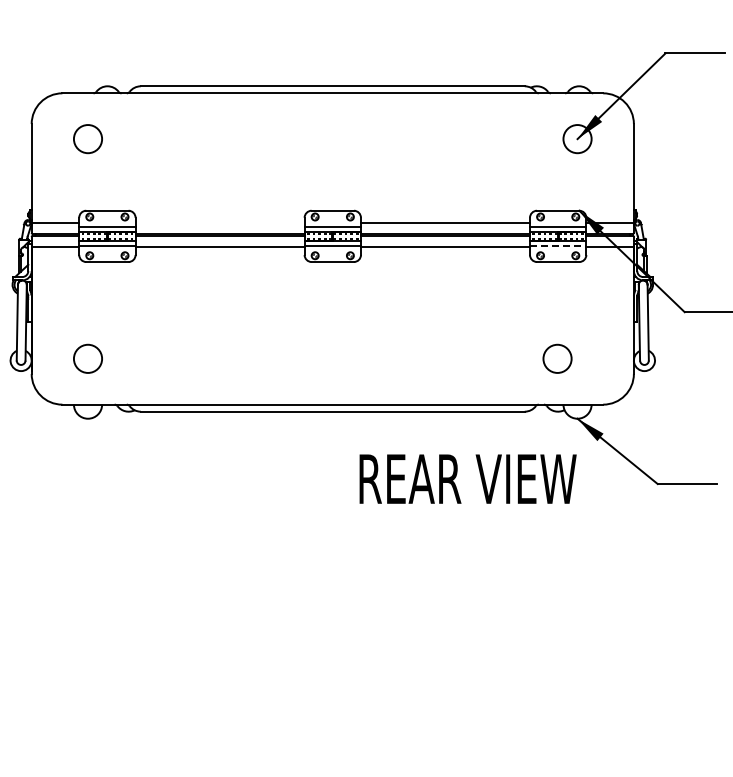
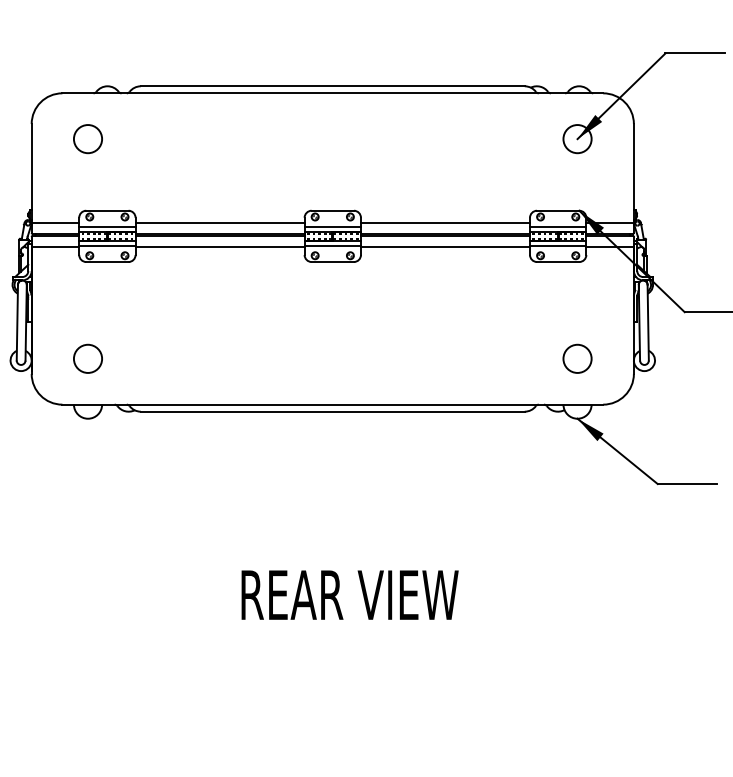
line: none -> present (219, 222)
line: dashed -> solid (558, 246)
circle position: (557, 358) -> (577, 358) (577, 358)
text position: (467, 478) -> (349, 594) (349, 594)
